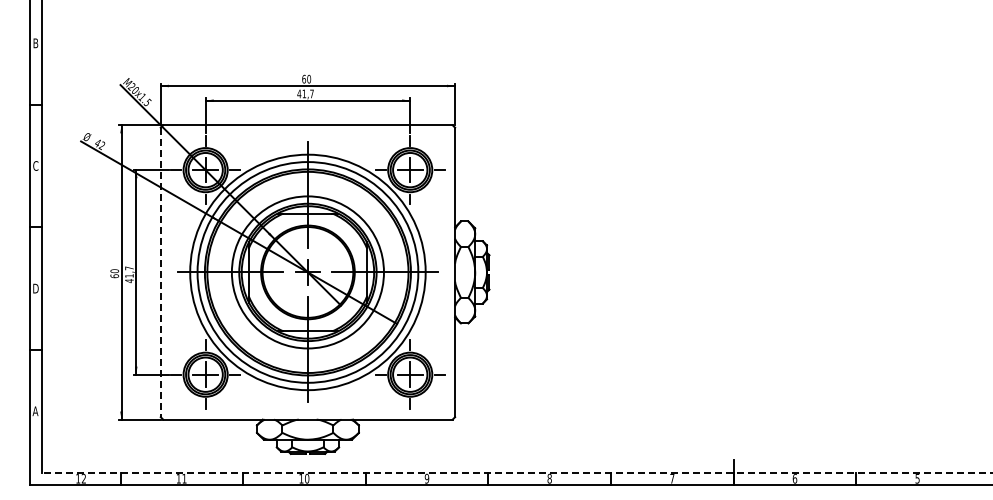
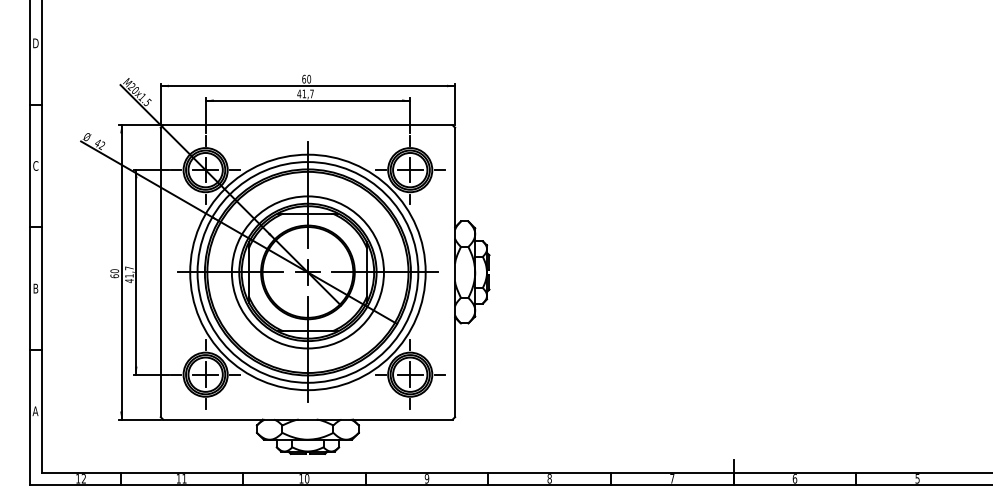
text: B -> D (35, 43)
line: dashed -> solid (160, 272)
text: D -> B (35, 288)
line: dashed -> solid (516, 472)
